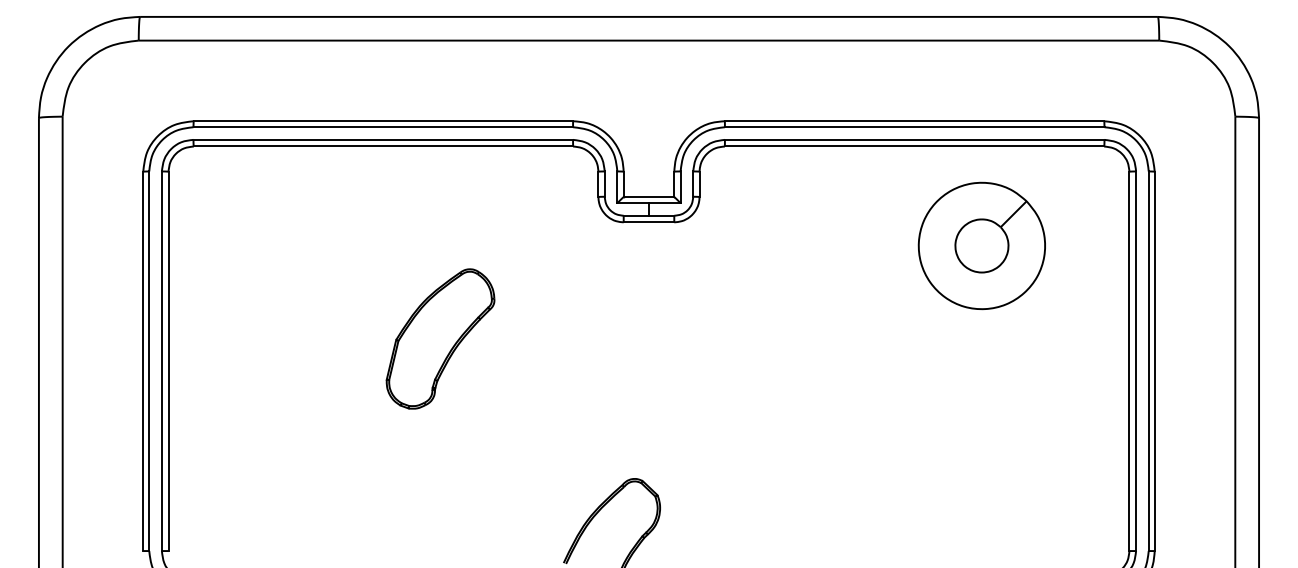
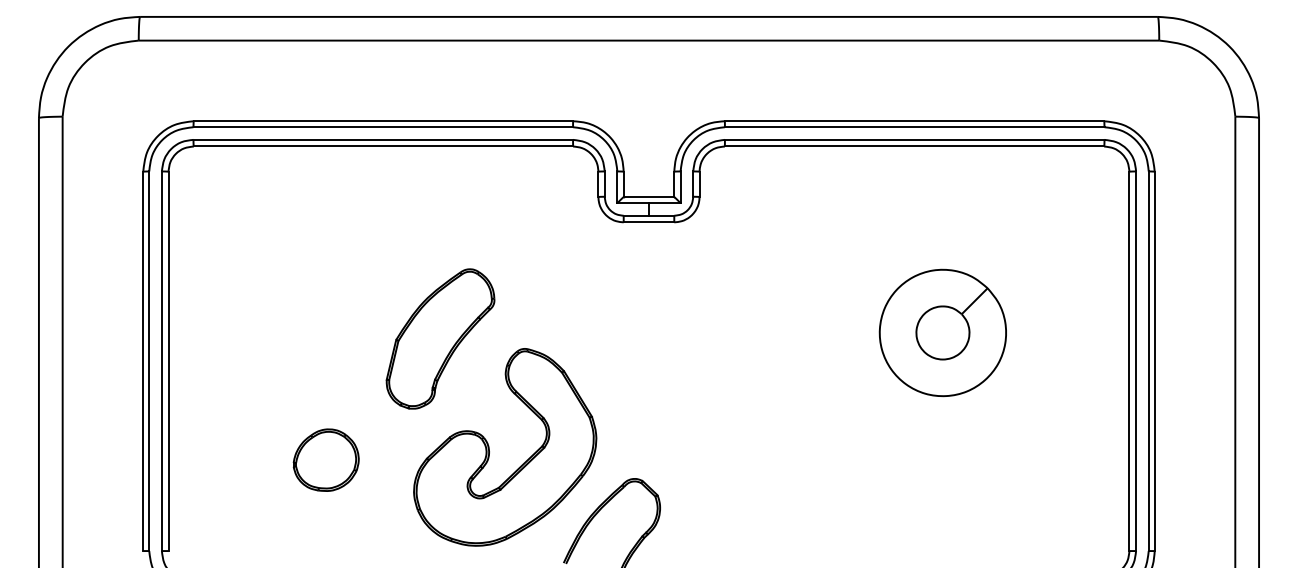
part position: (981, 245) -> (942, 332) (942, 332)
part: none -> present (489, 447)
part: none -> present (325, 459)
